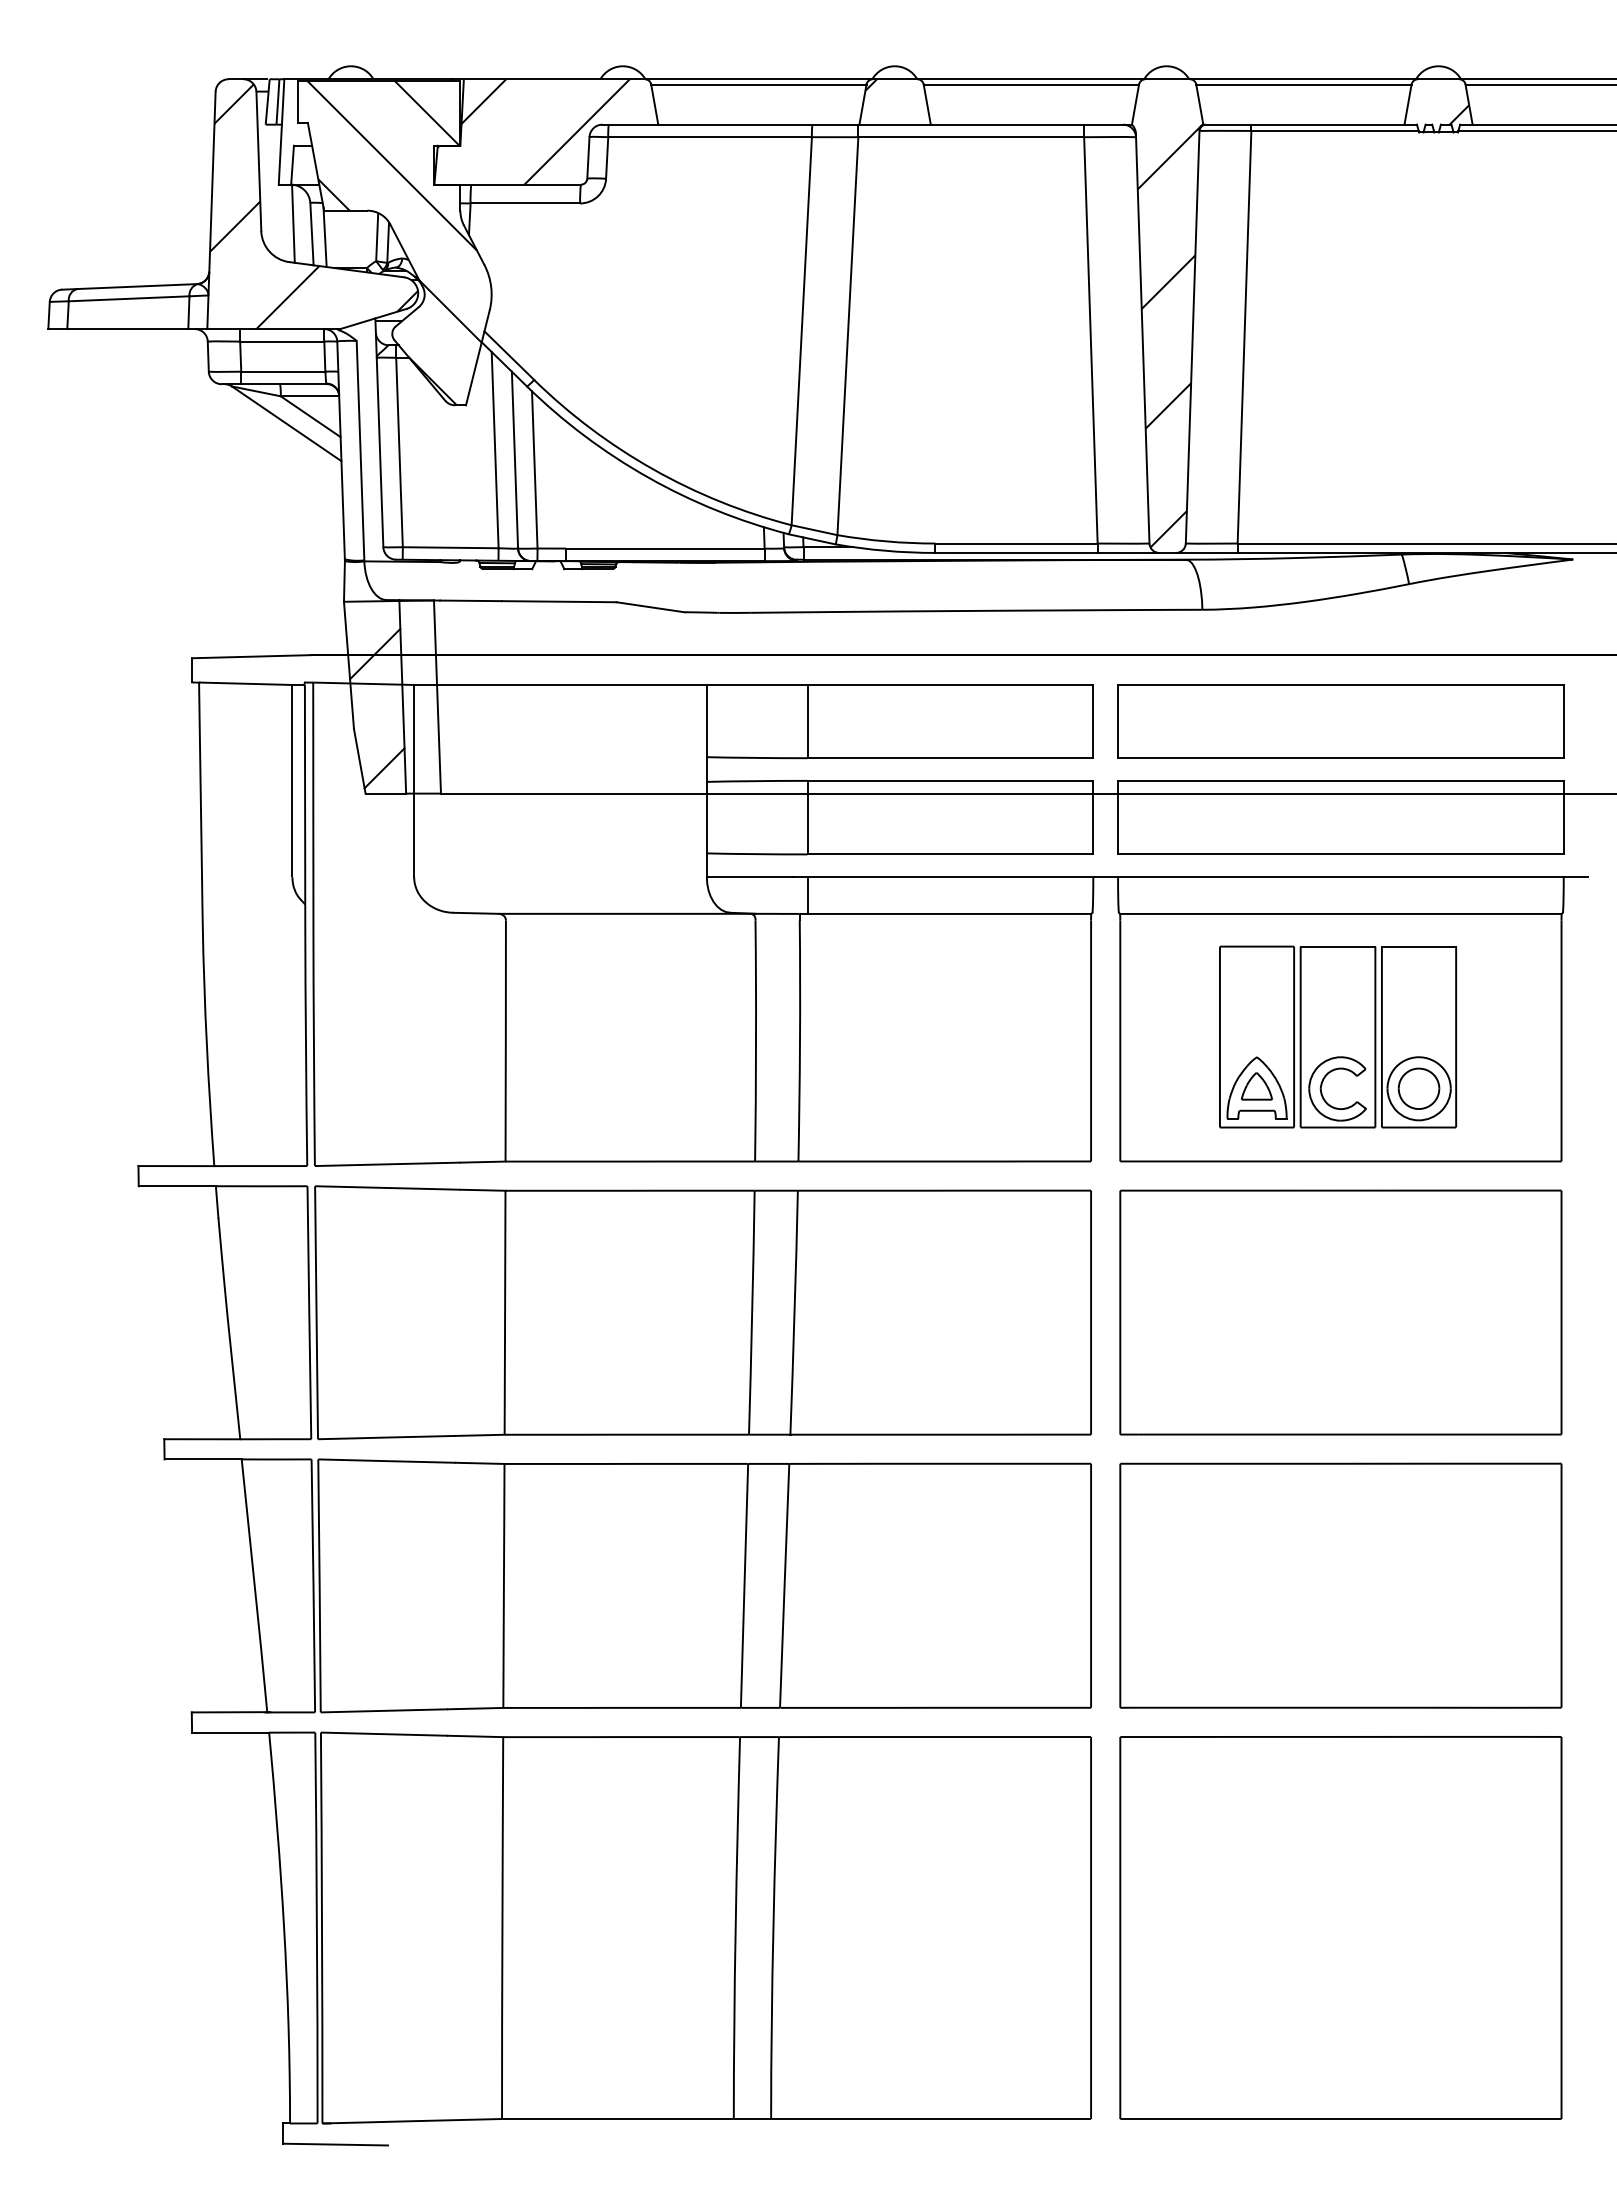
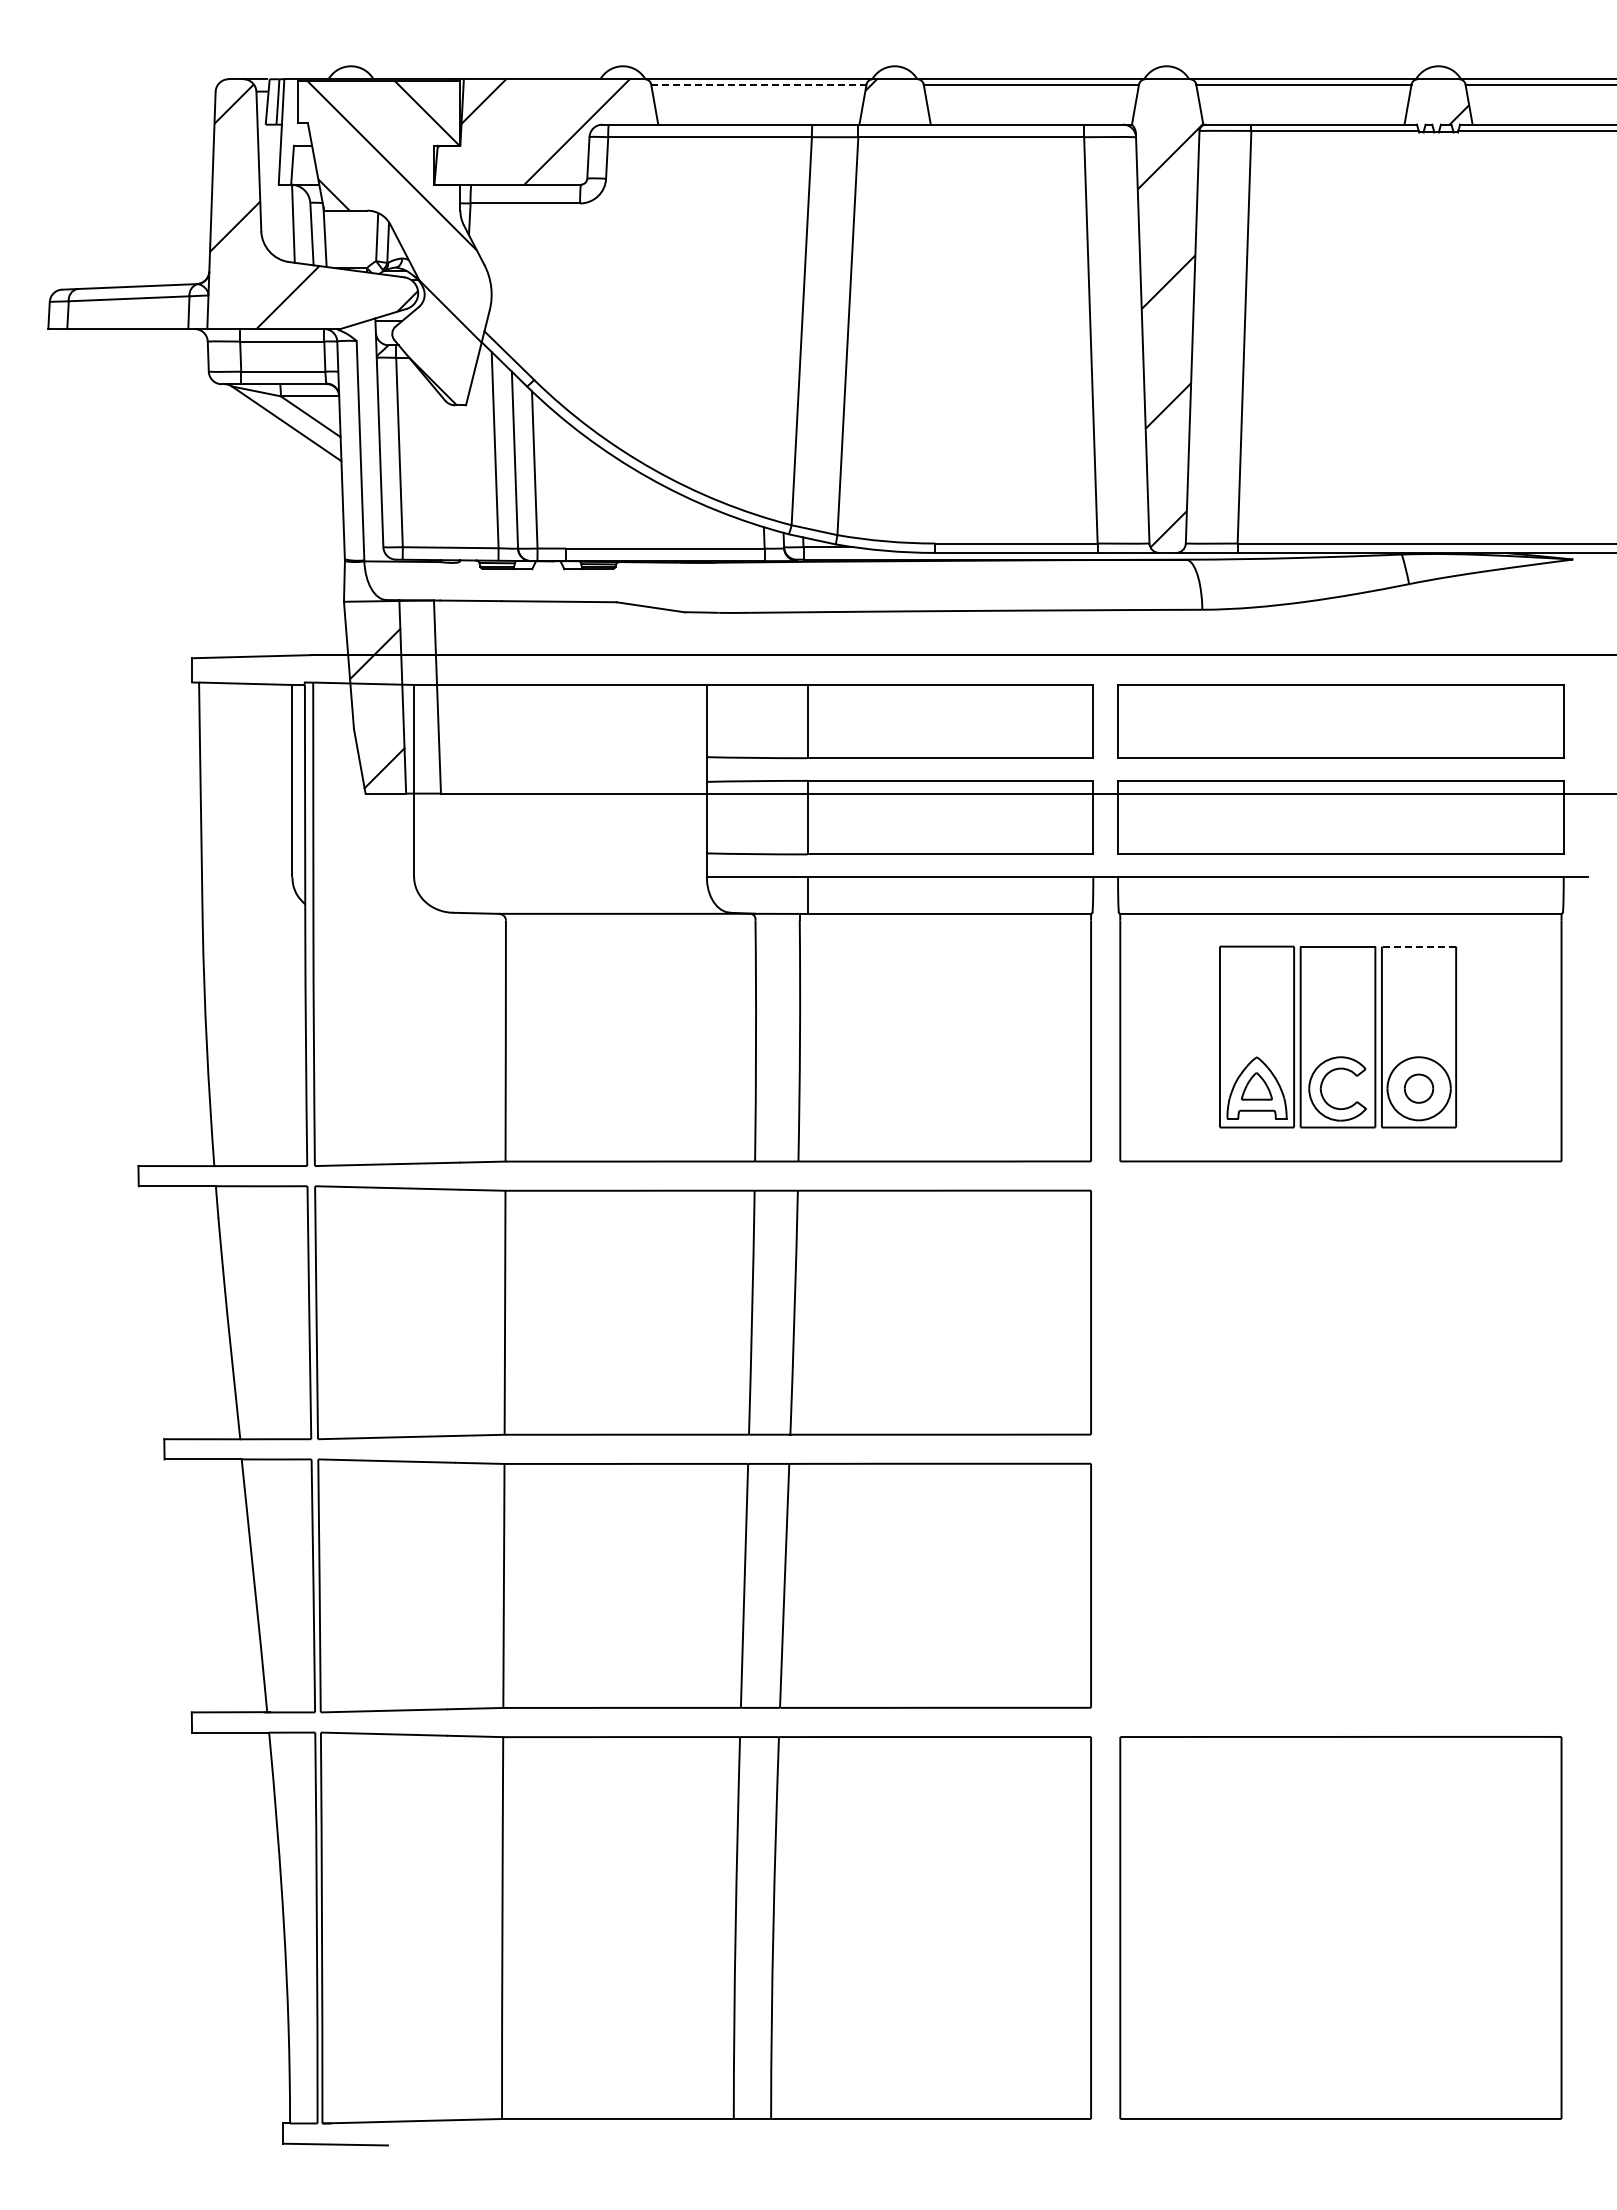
line: solid -> dashed (758, 84)
line: solid -> dashed (1418, 946)
part size: 44x43 px -> 31x31 px (1419, 1088)
part: present -> none (1340, 1312)
part: present -> none (1340, 1585)
